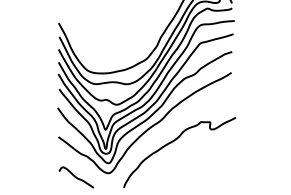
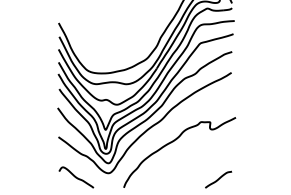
curve: none -> present (218, 179)
